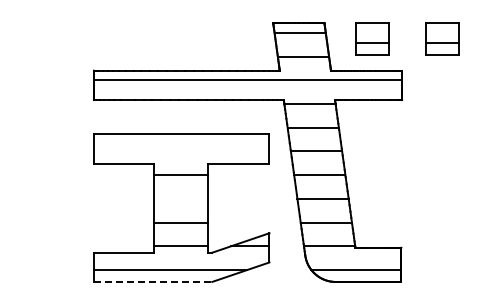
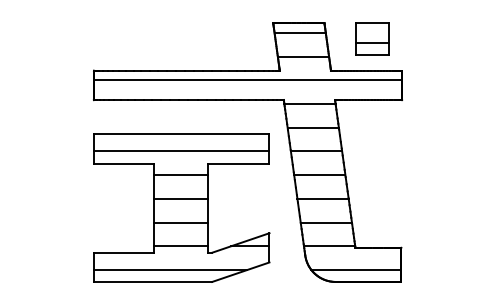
part: present -> none (442, 38)
line: none -> present (180, 151)
line: none -> present (180, 198)
line: dashed -> solid (153, 281)
